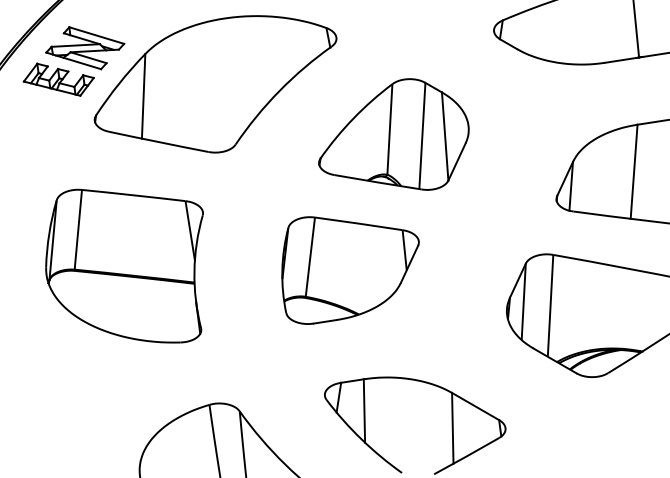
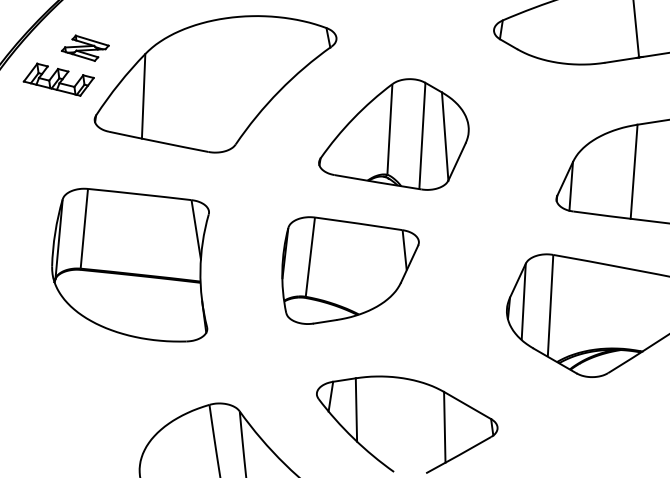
part size: 81x45 px -> 49x28 px (85, 47)
part position: (124, 265) -> (130, 264) (130, 264)
part position: (451, 425) -> (443, 424) (443, 424)
